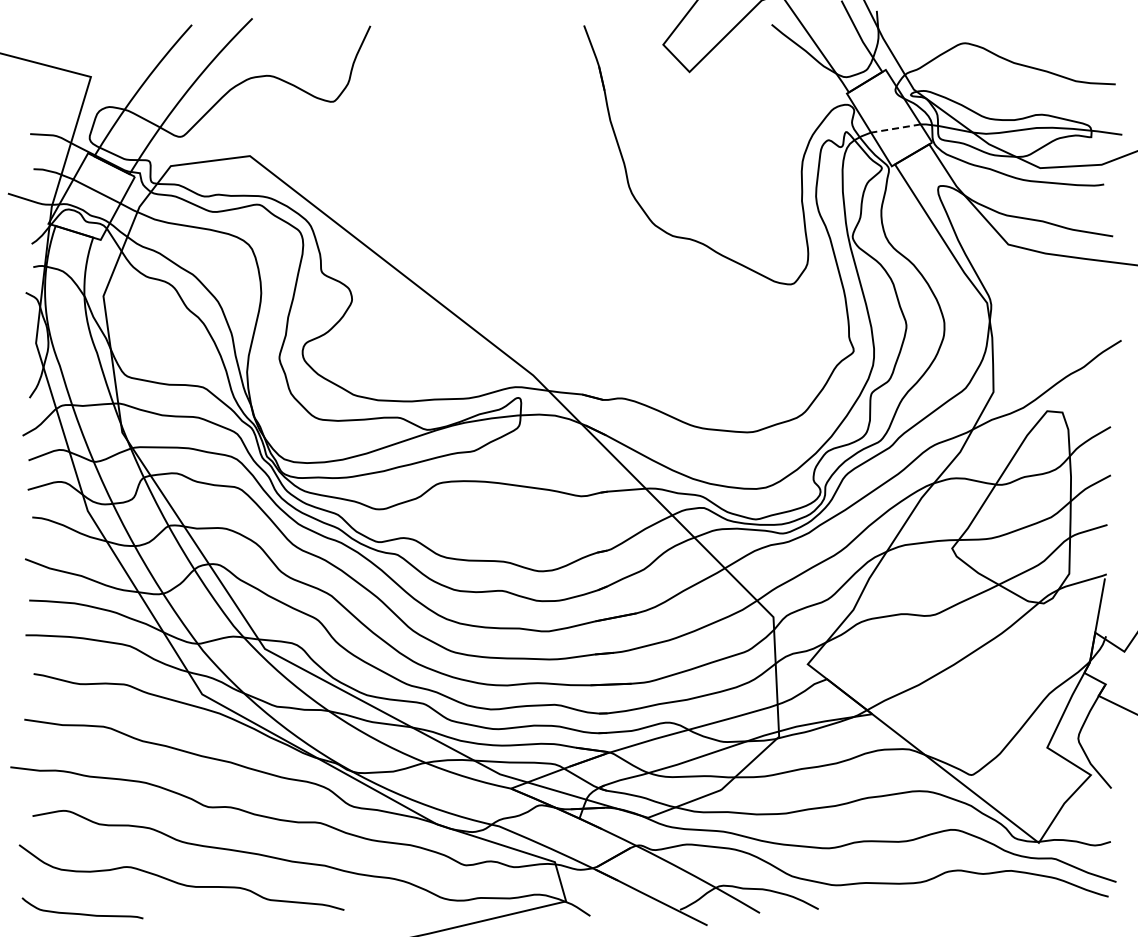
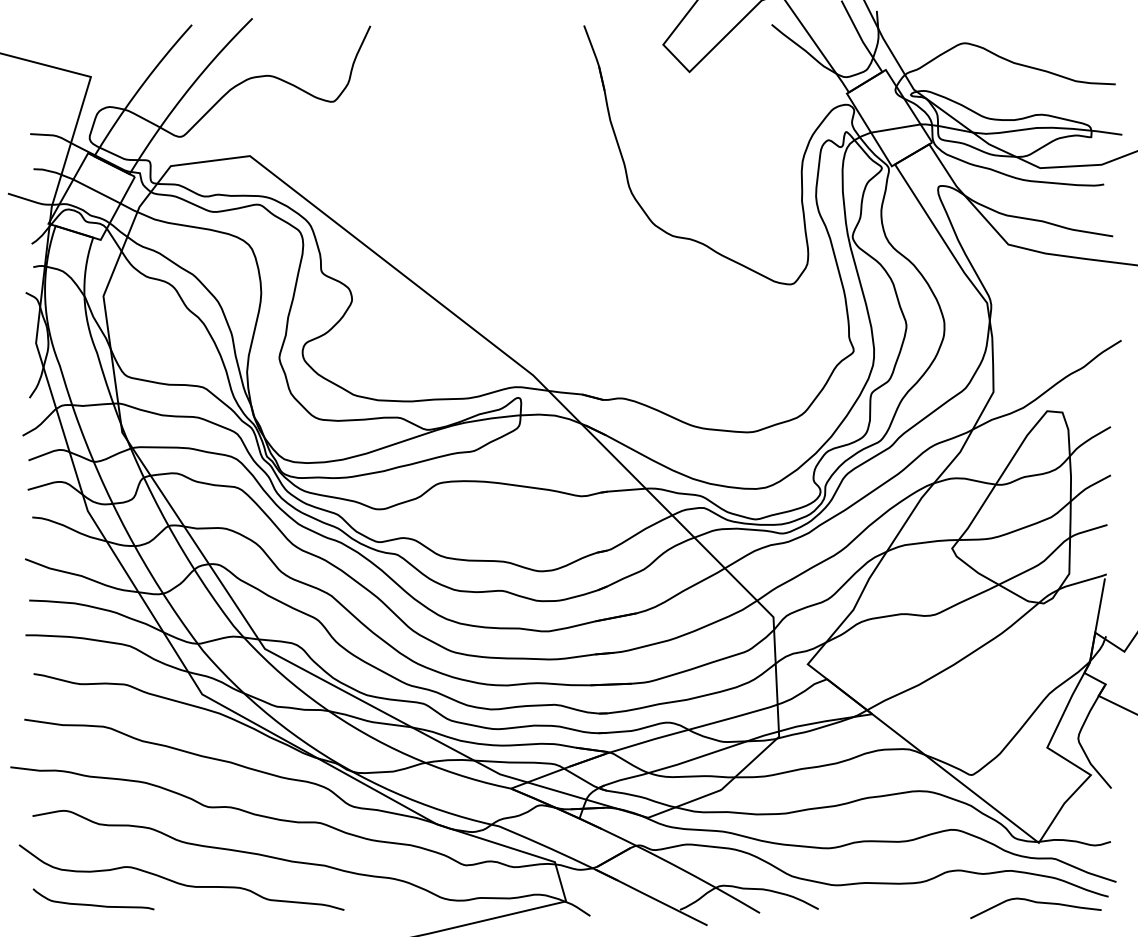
line: dashed -> solid (895, 128)
curve: none -> present (1036, 903)
curve position: (82, 913) -> (93, 904) (93, 904)
